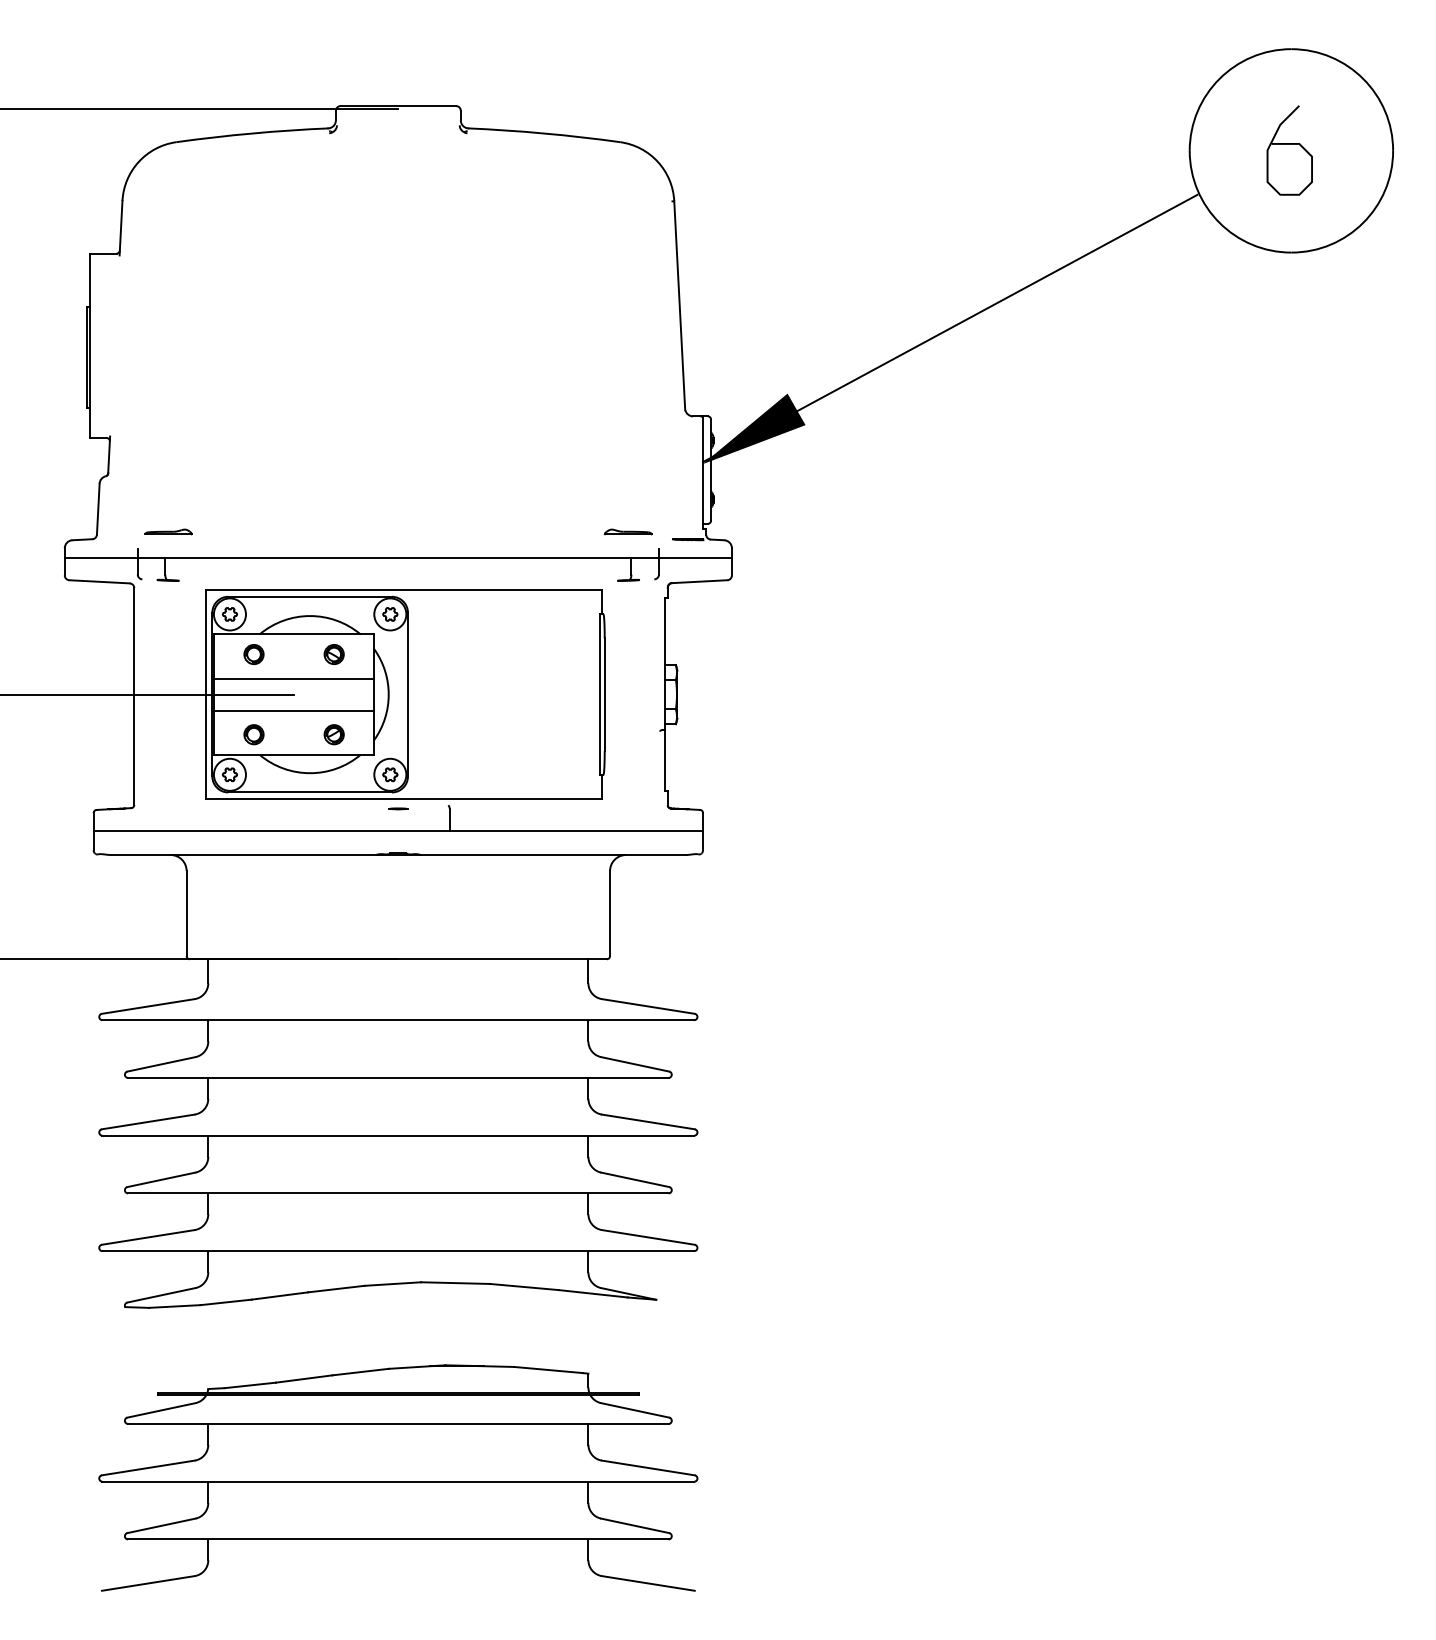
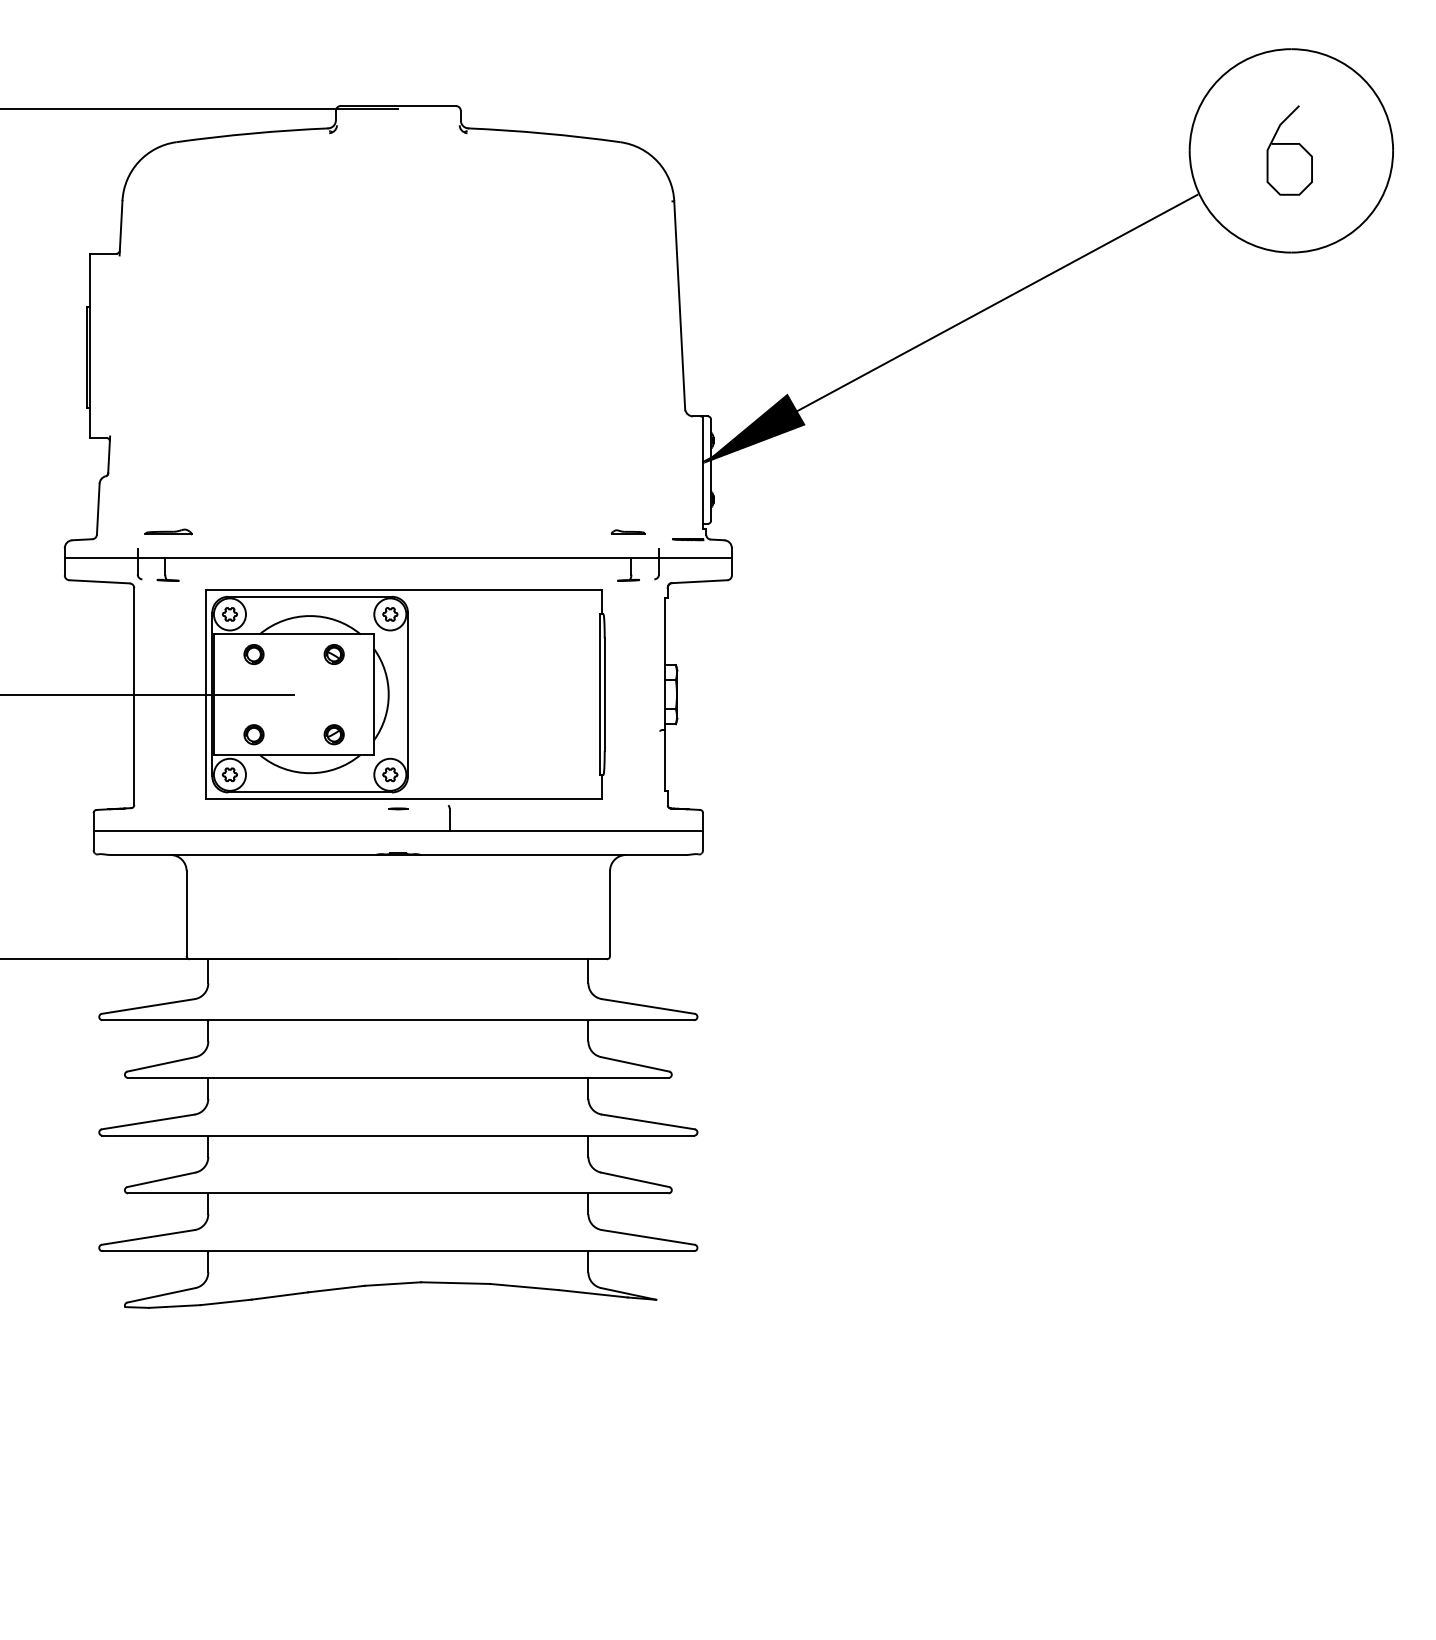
part size: 50x8 px -> 36x6 px (627, 531)
line: present -> none (293, 678)
line: present -> none (293, 710)
part: present -> none (398, 1477)
